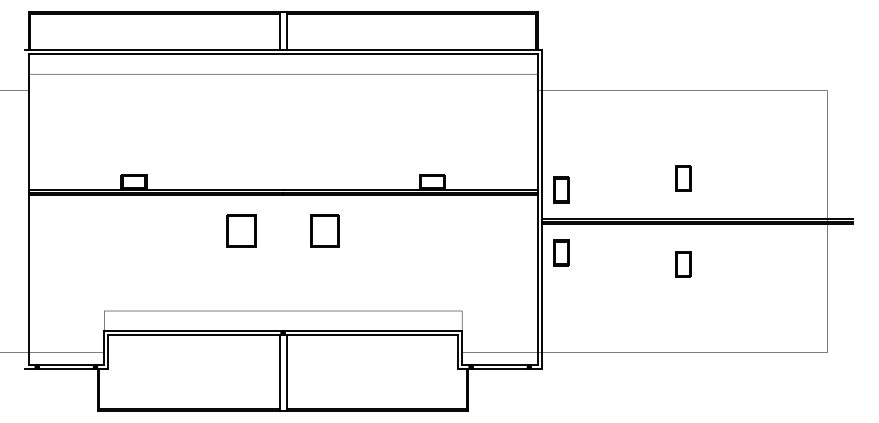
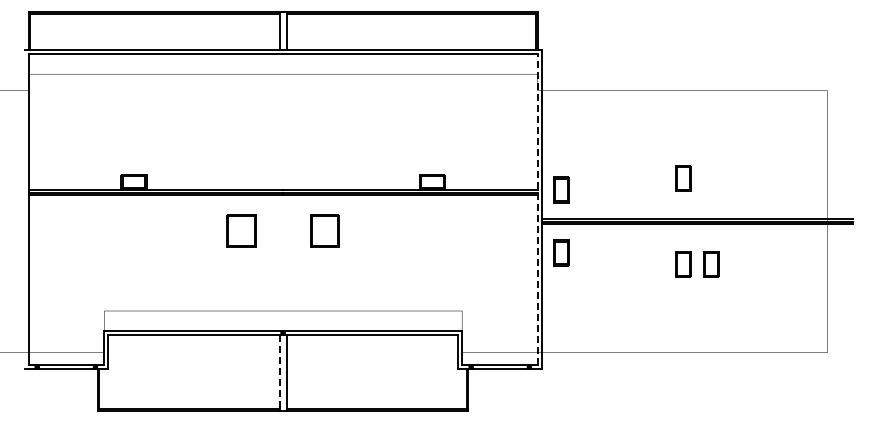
line: solid -> dashed (537, 209)
part: none -> present (711, 264)
line: solid -> dashed (279, 372)
